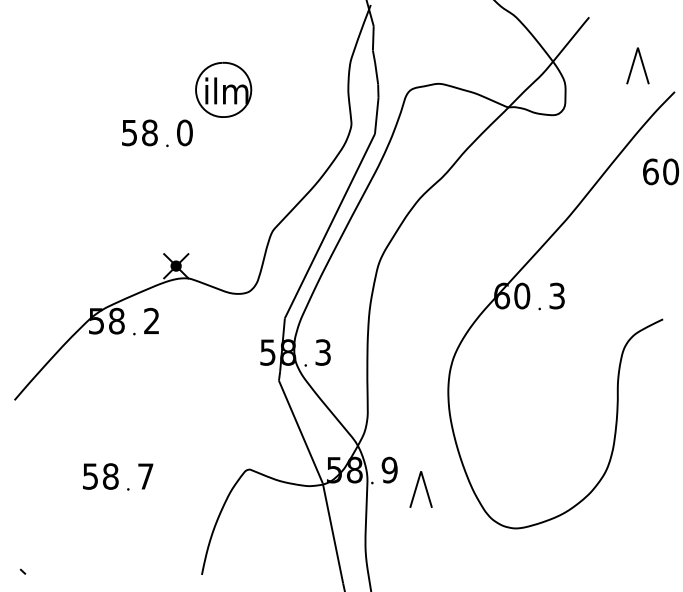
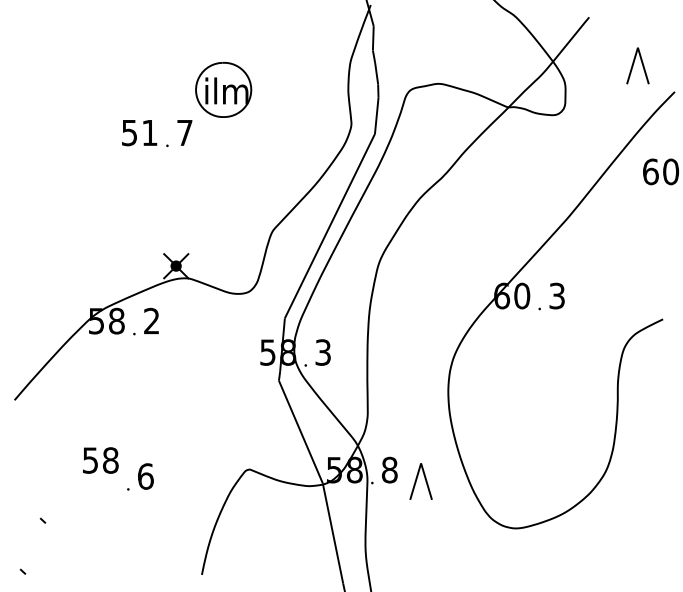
text: 58 -> 51 (149, 132)
text: 0 -> 7 (184, 132)
text: 9 -> 8 (389, 470)
text position: (100, 476) -> (100, 460) (100, 460)
text: 7 -> 6 (145, 476)
part position: (420, 489) -> (420, 481) (420, 481)
line: none -> present (42, 520)
